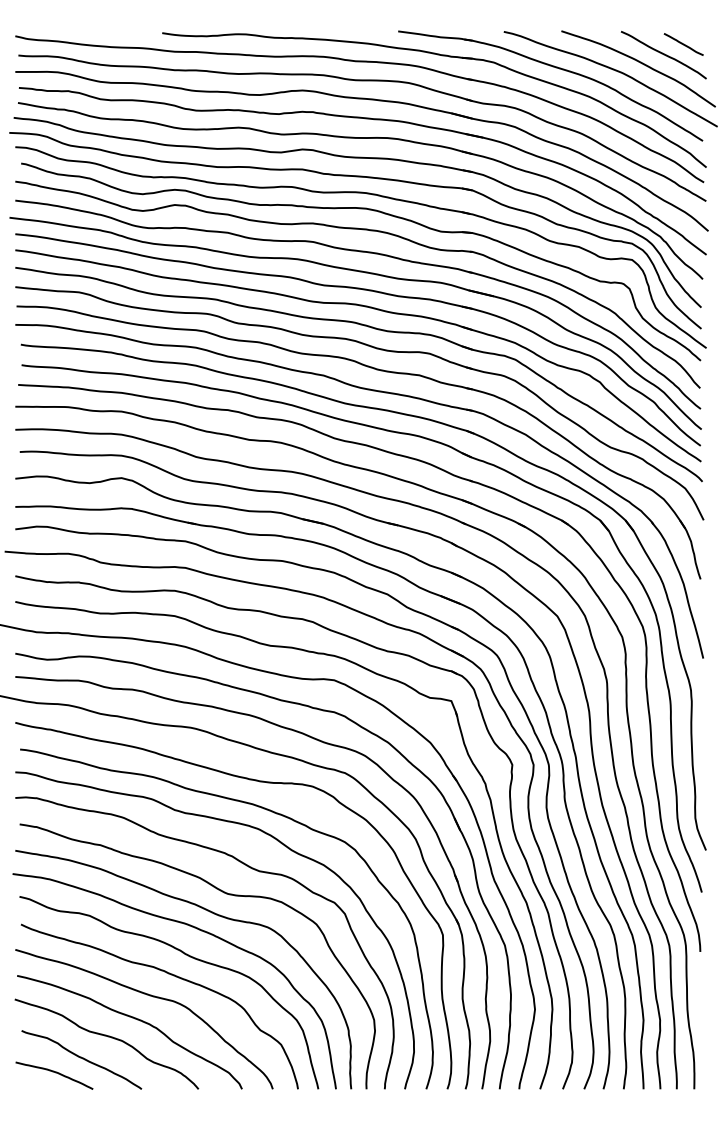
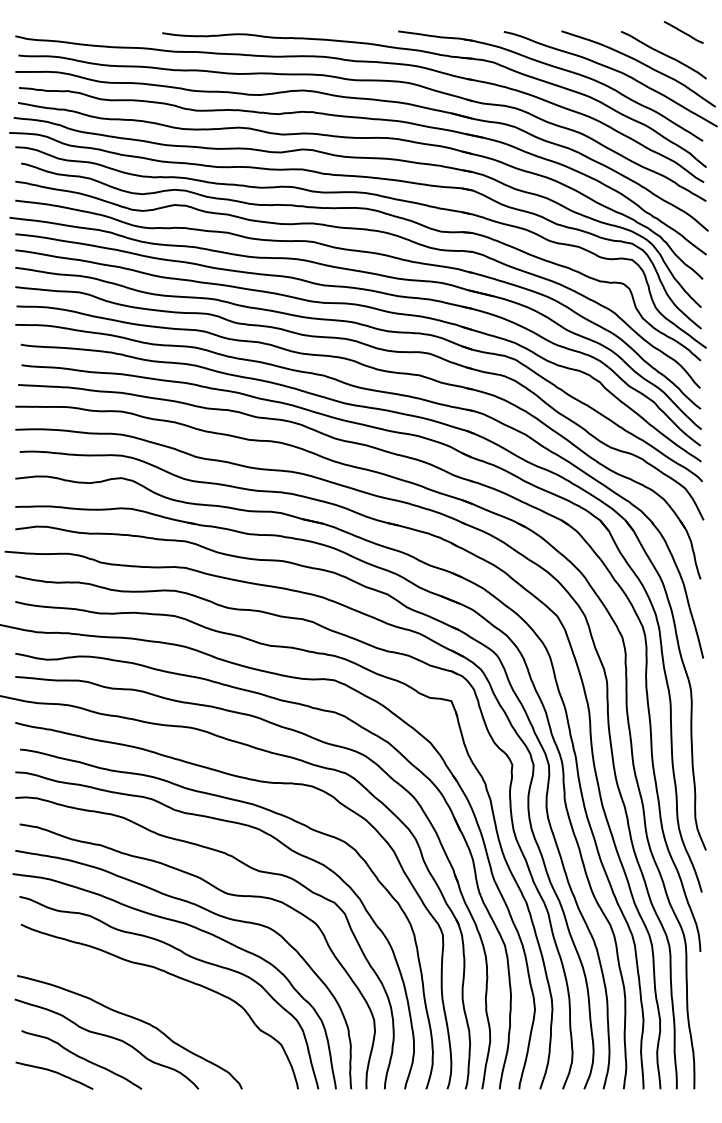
line position: (683, 44) -> (683, 32) (683, 32)
curve: present -> none (149, 996)
